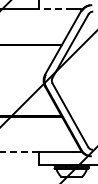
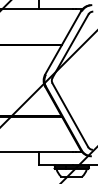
line: dashed -> solid (56, 9)
line: dashed -> solid (19, 152)
